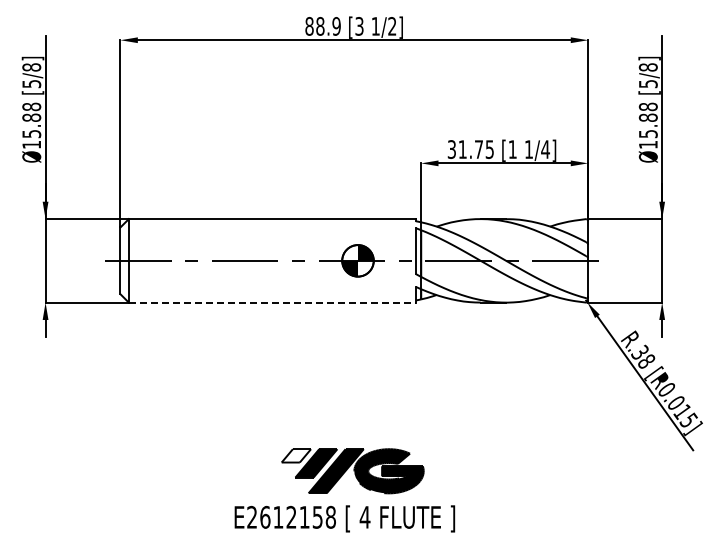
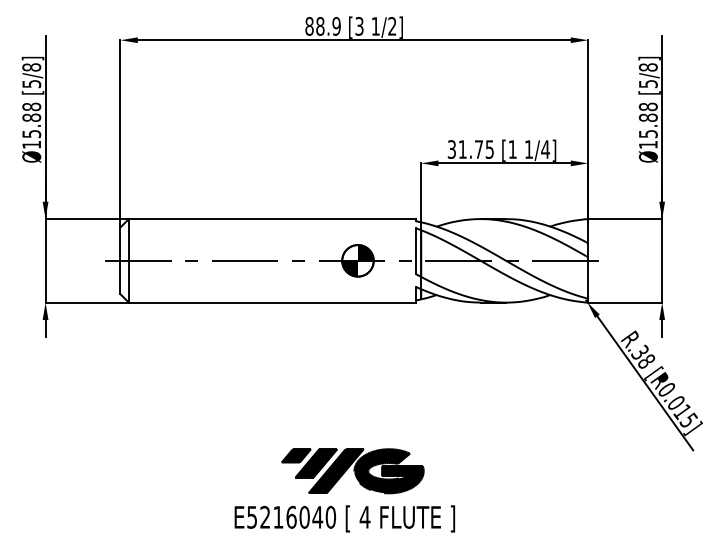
line: dashed -> solid (272, 302)
fill: none -> present (296, 455)
text: E2612158 -> E5216040 (291, 516)
